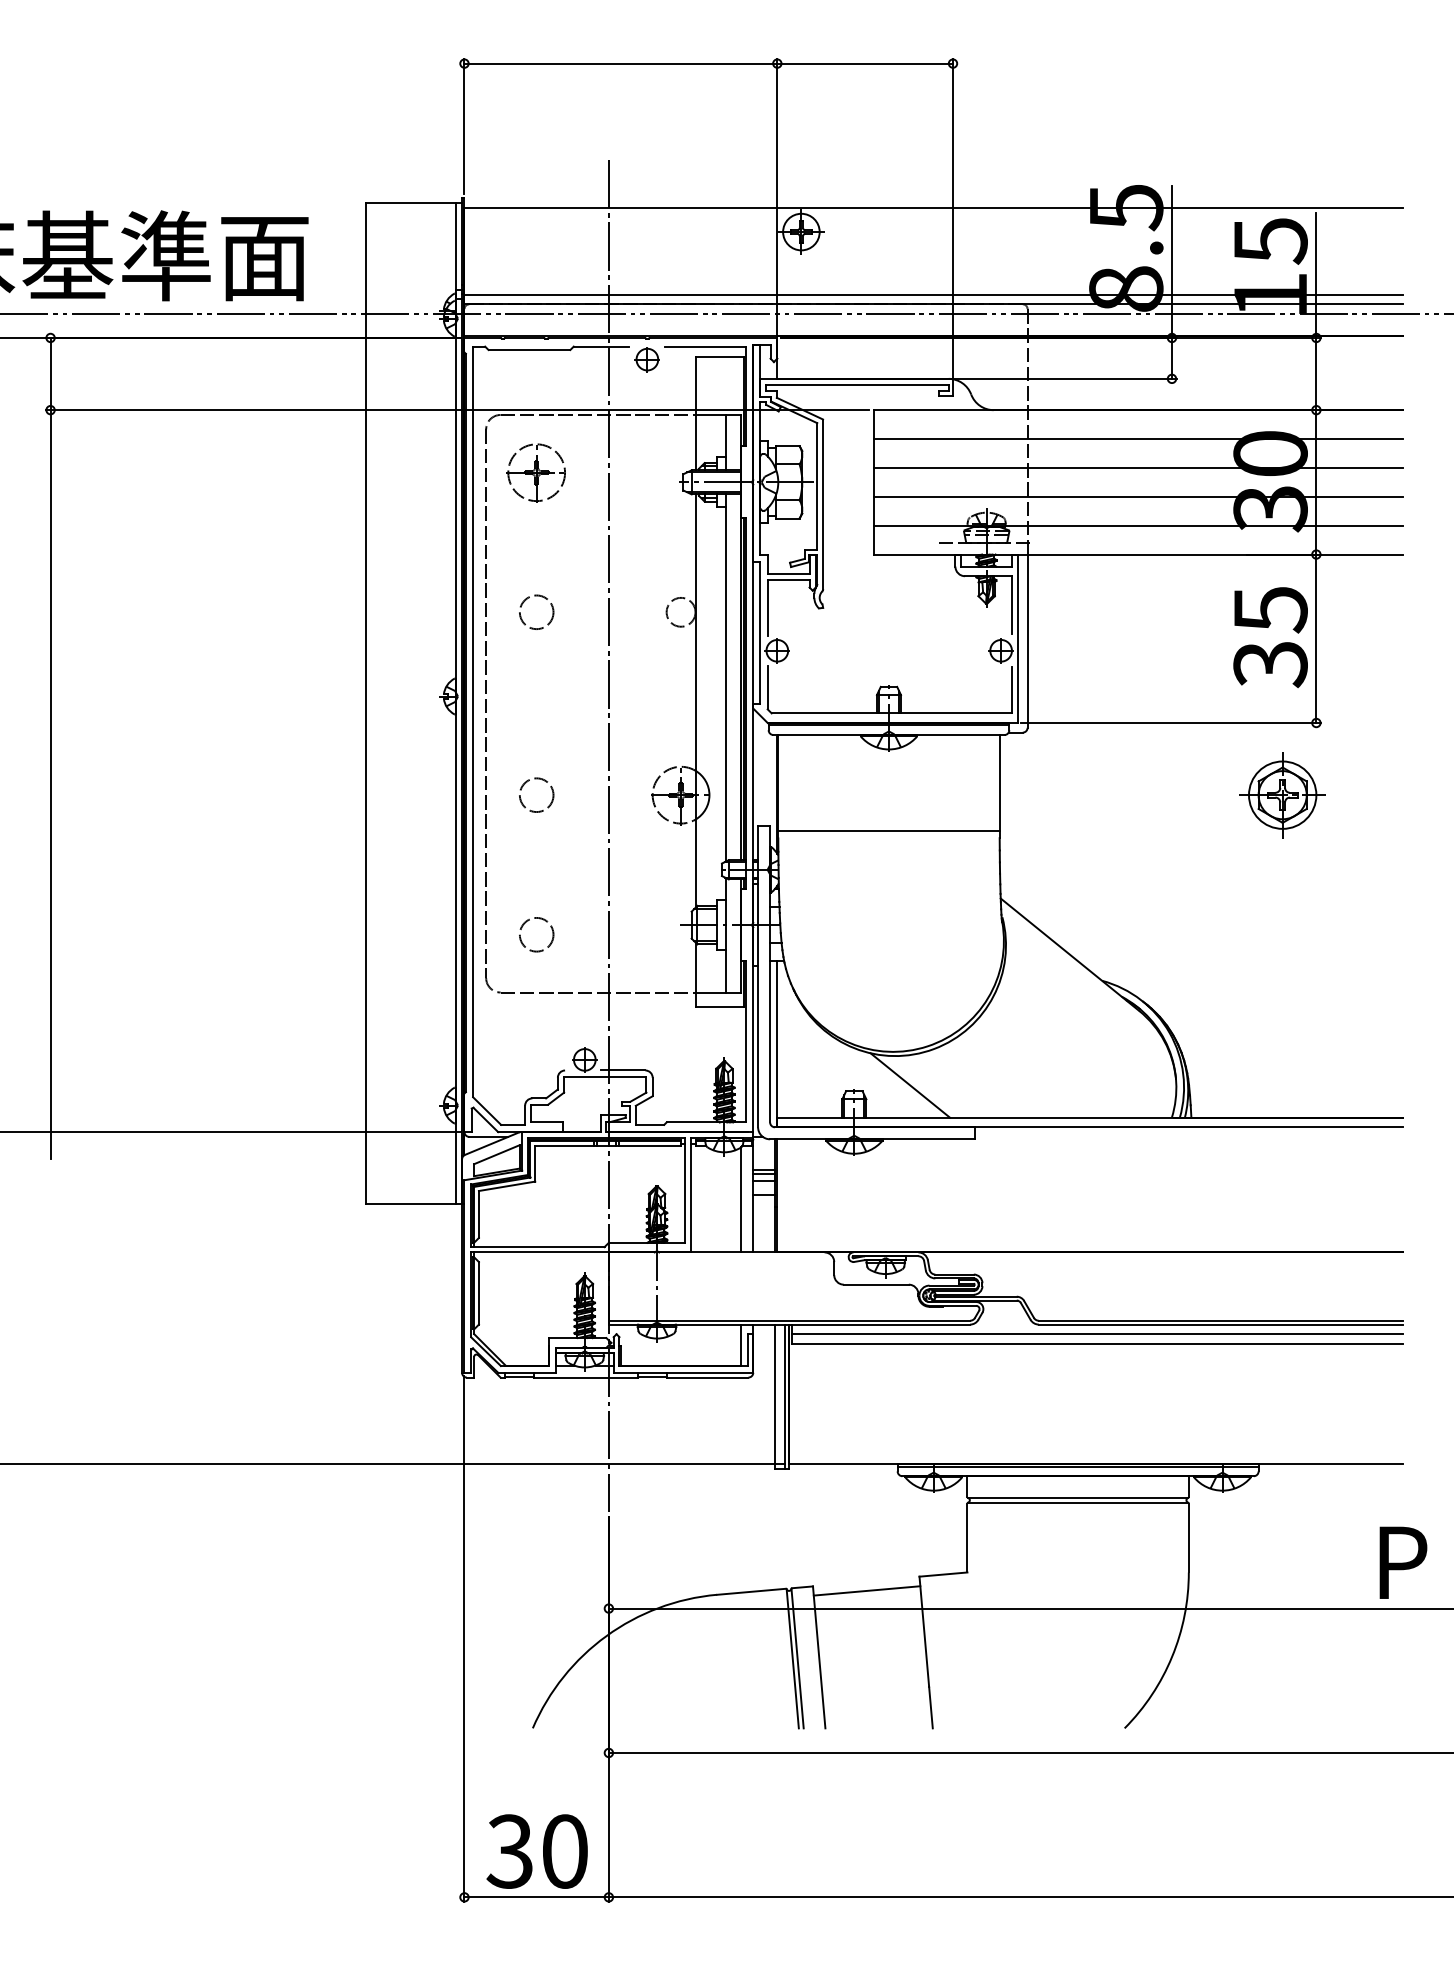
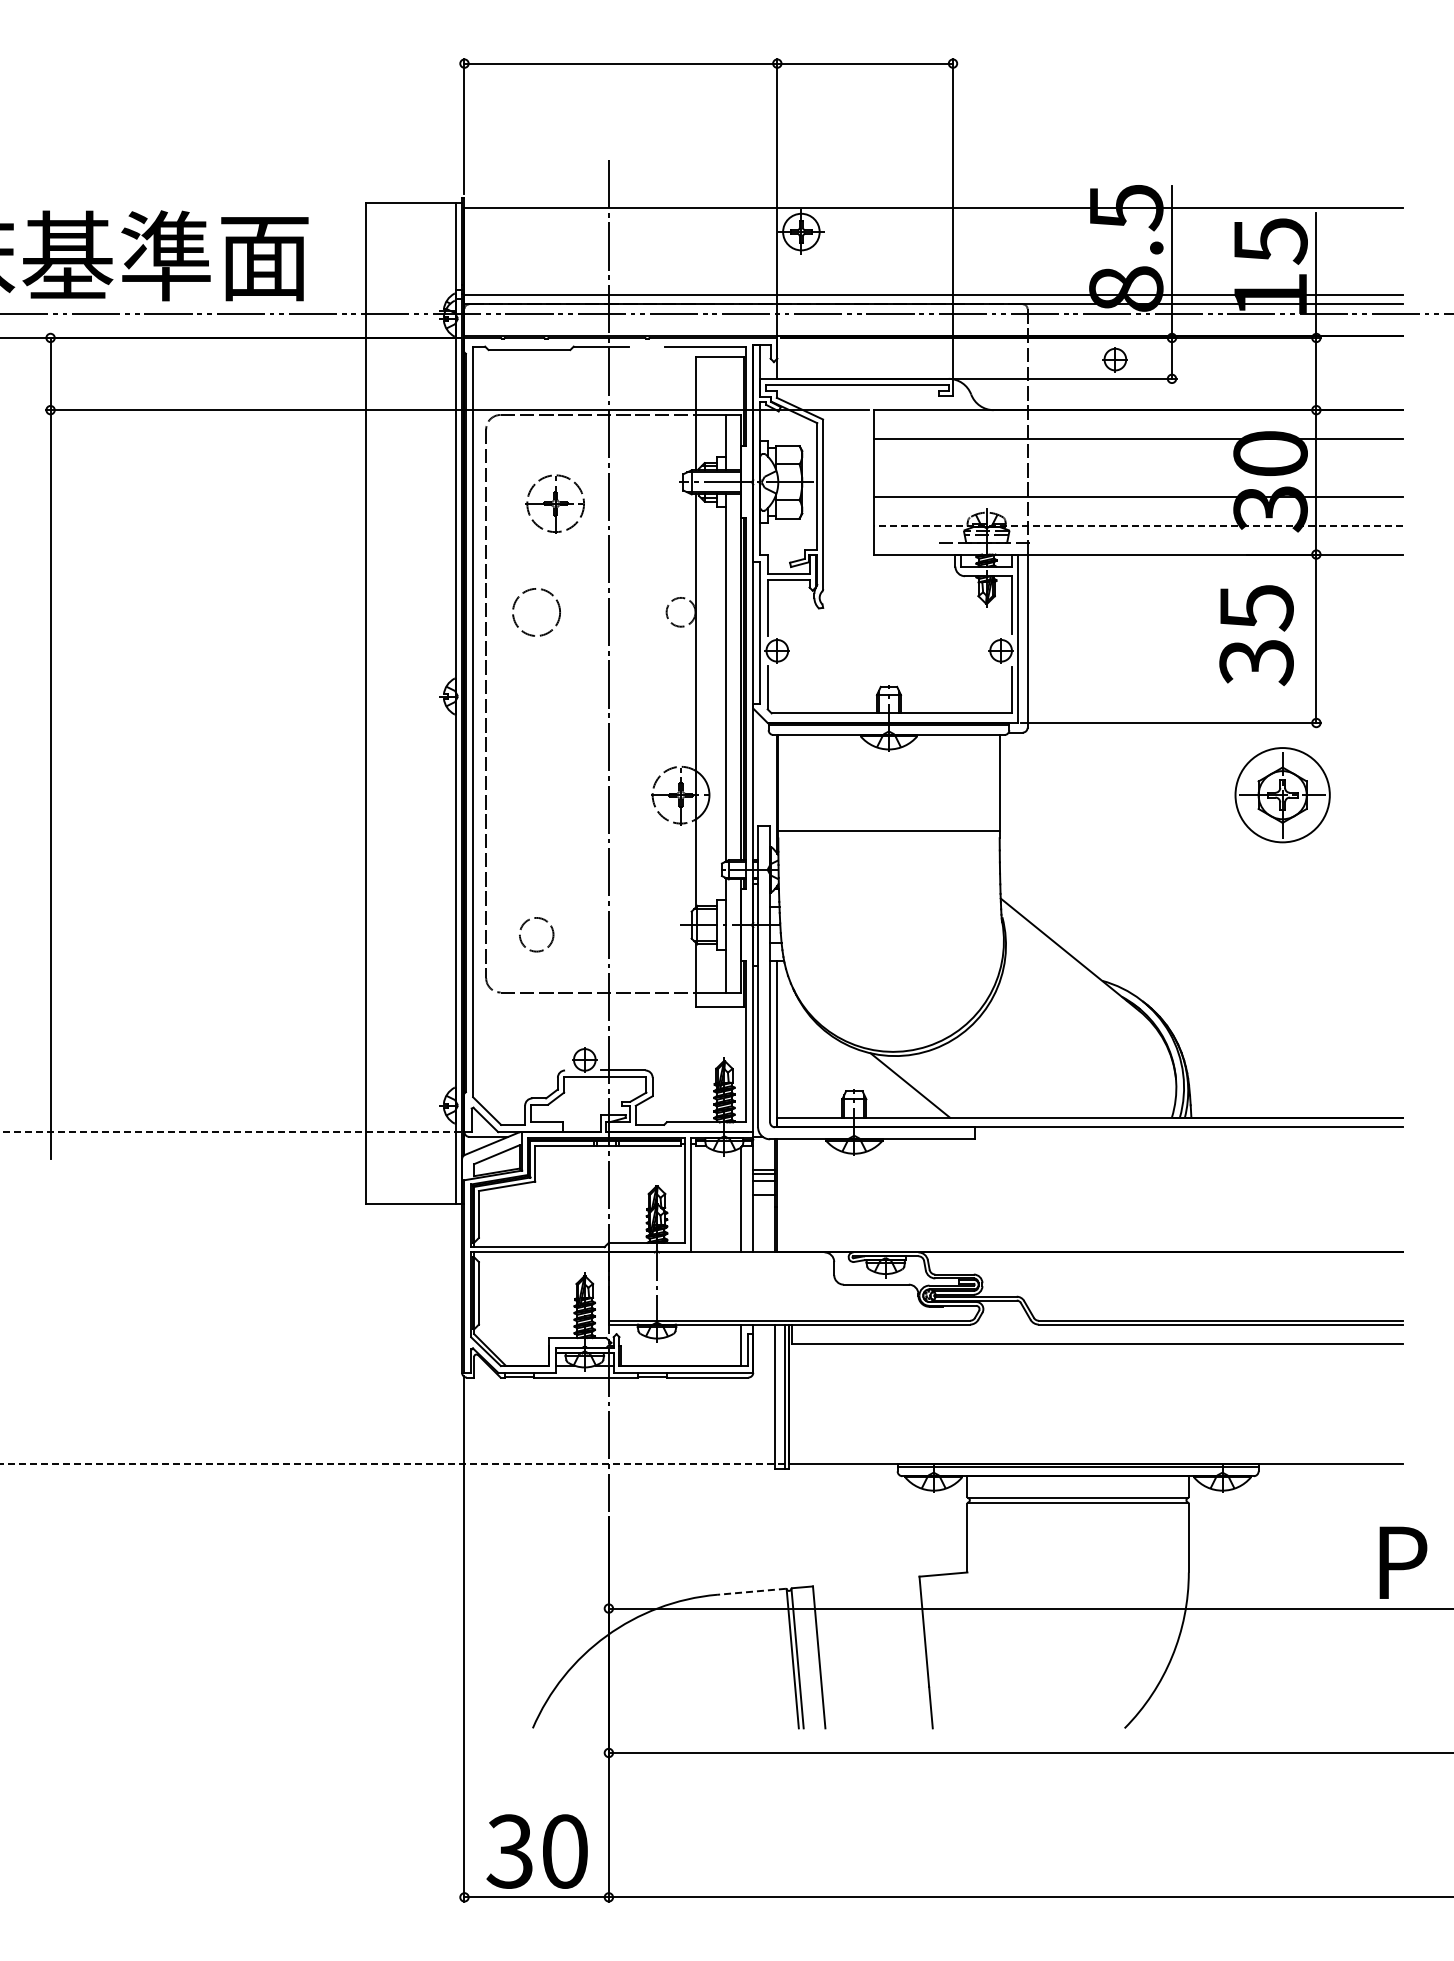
part position: (646, 359) -> (1114, 359) (1114, 359)
line: present -> none (1138, 467)
part position: (535, 472) -> (554, 503) (554, 503)
line: solid -> dashed (1138, 525)
circle size: 36x36 px -> 49x49 px (536, 612)
text position: (1270, 637) -> (1256, 635) (1256, 635)
circle: present -> none (536, 794)
circle diameter: 67 px -> 94 px (1282, 795)
line: solid -> dashed (230, 1132)
line: present -> none (1097, 1334)
line: solid -> dashed (391, 1464)
line: present -> none (866, 1590)
line: solid -> dashed (750, 1591)
